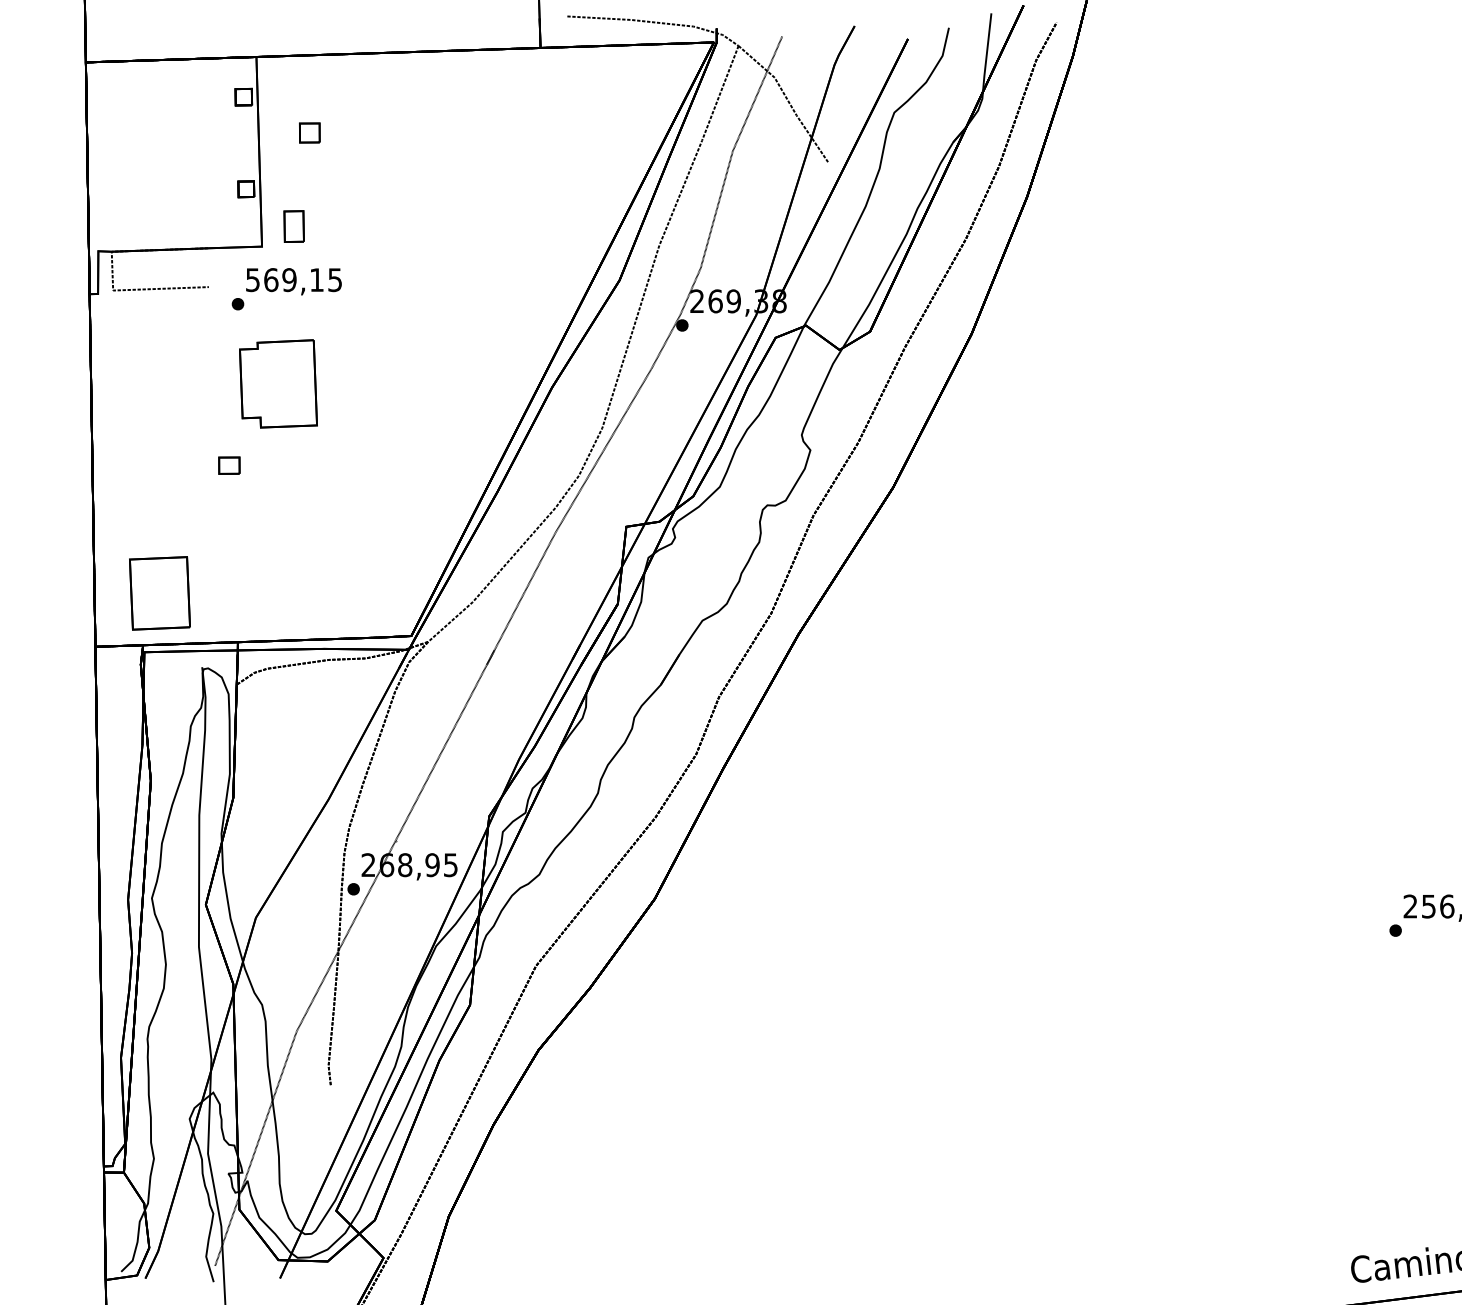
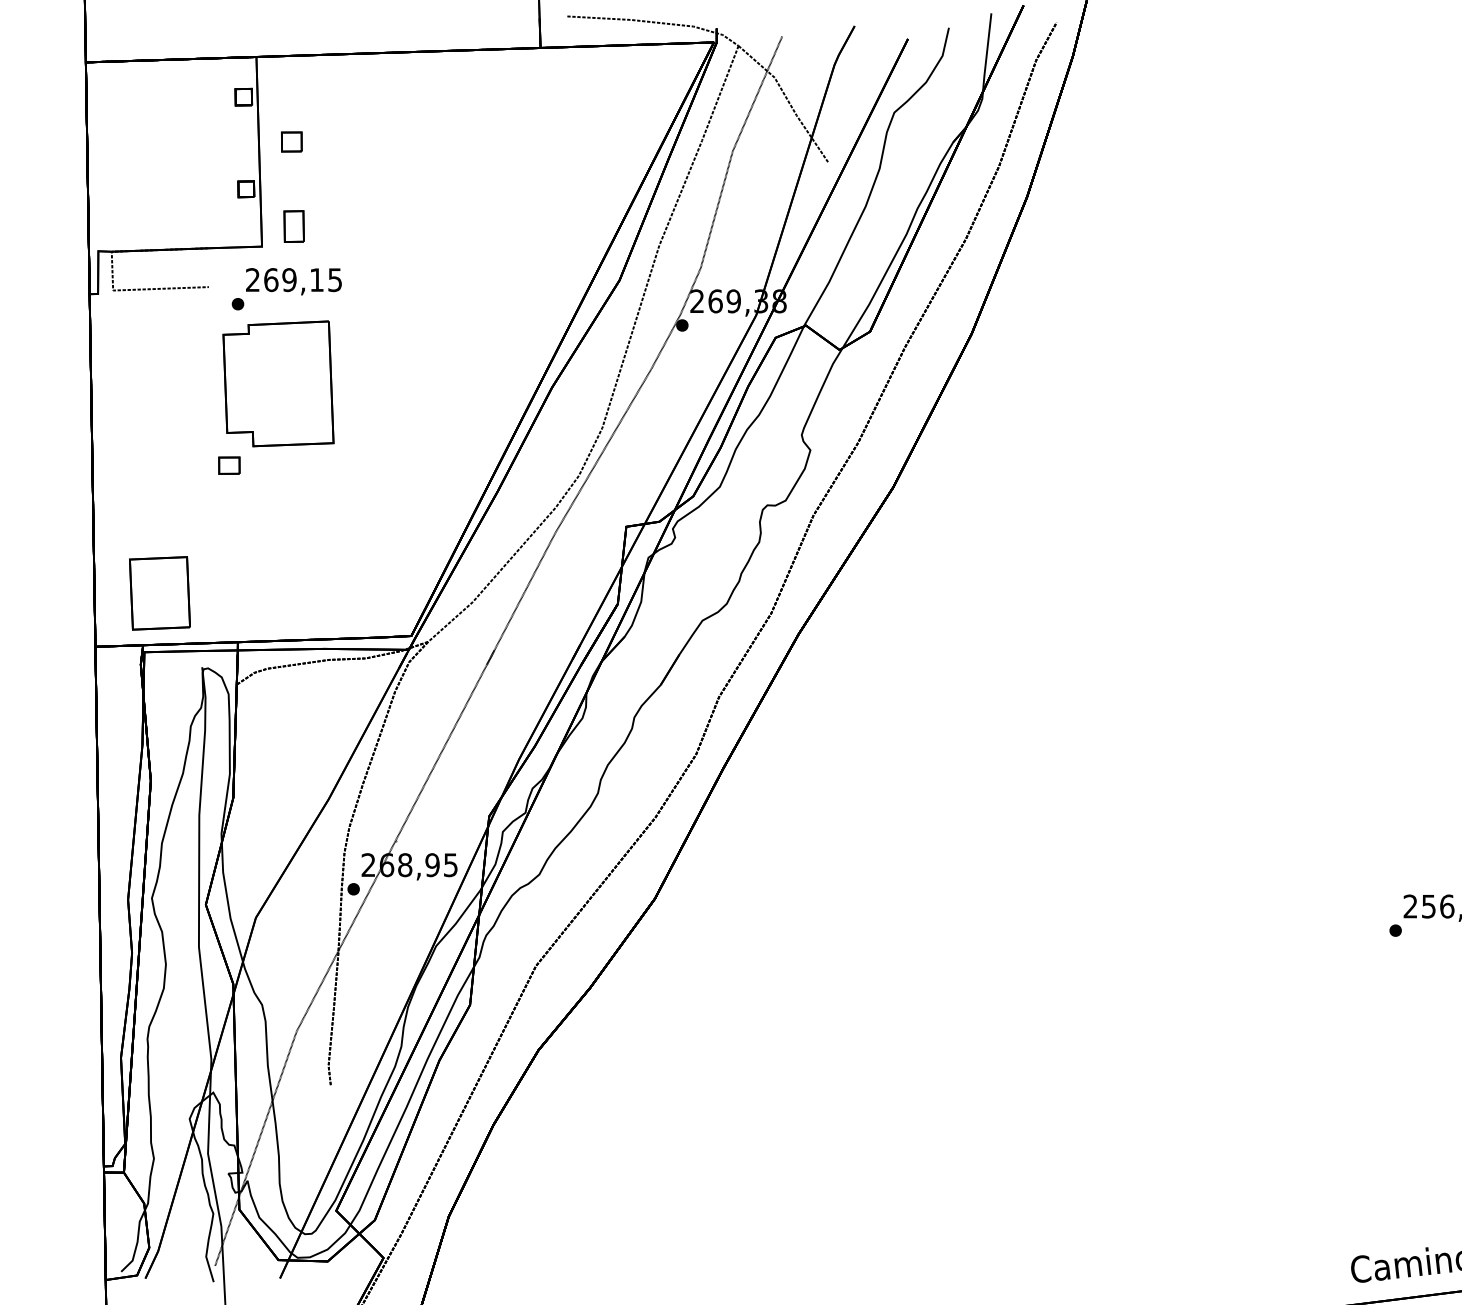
part position: (309, 132) -> (291, 141) (291, 141)
text: 569,15 -> 269,15 (252, 280)
part size: 79x90 px -> 113x128 px (278, 383)
